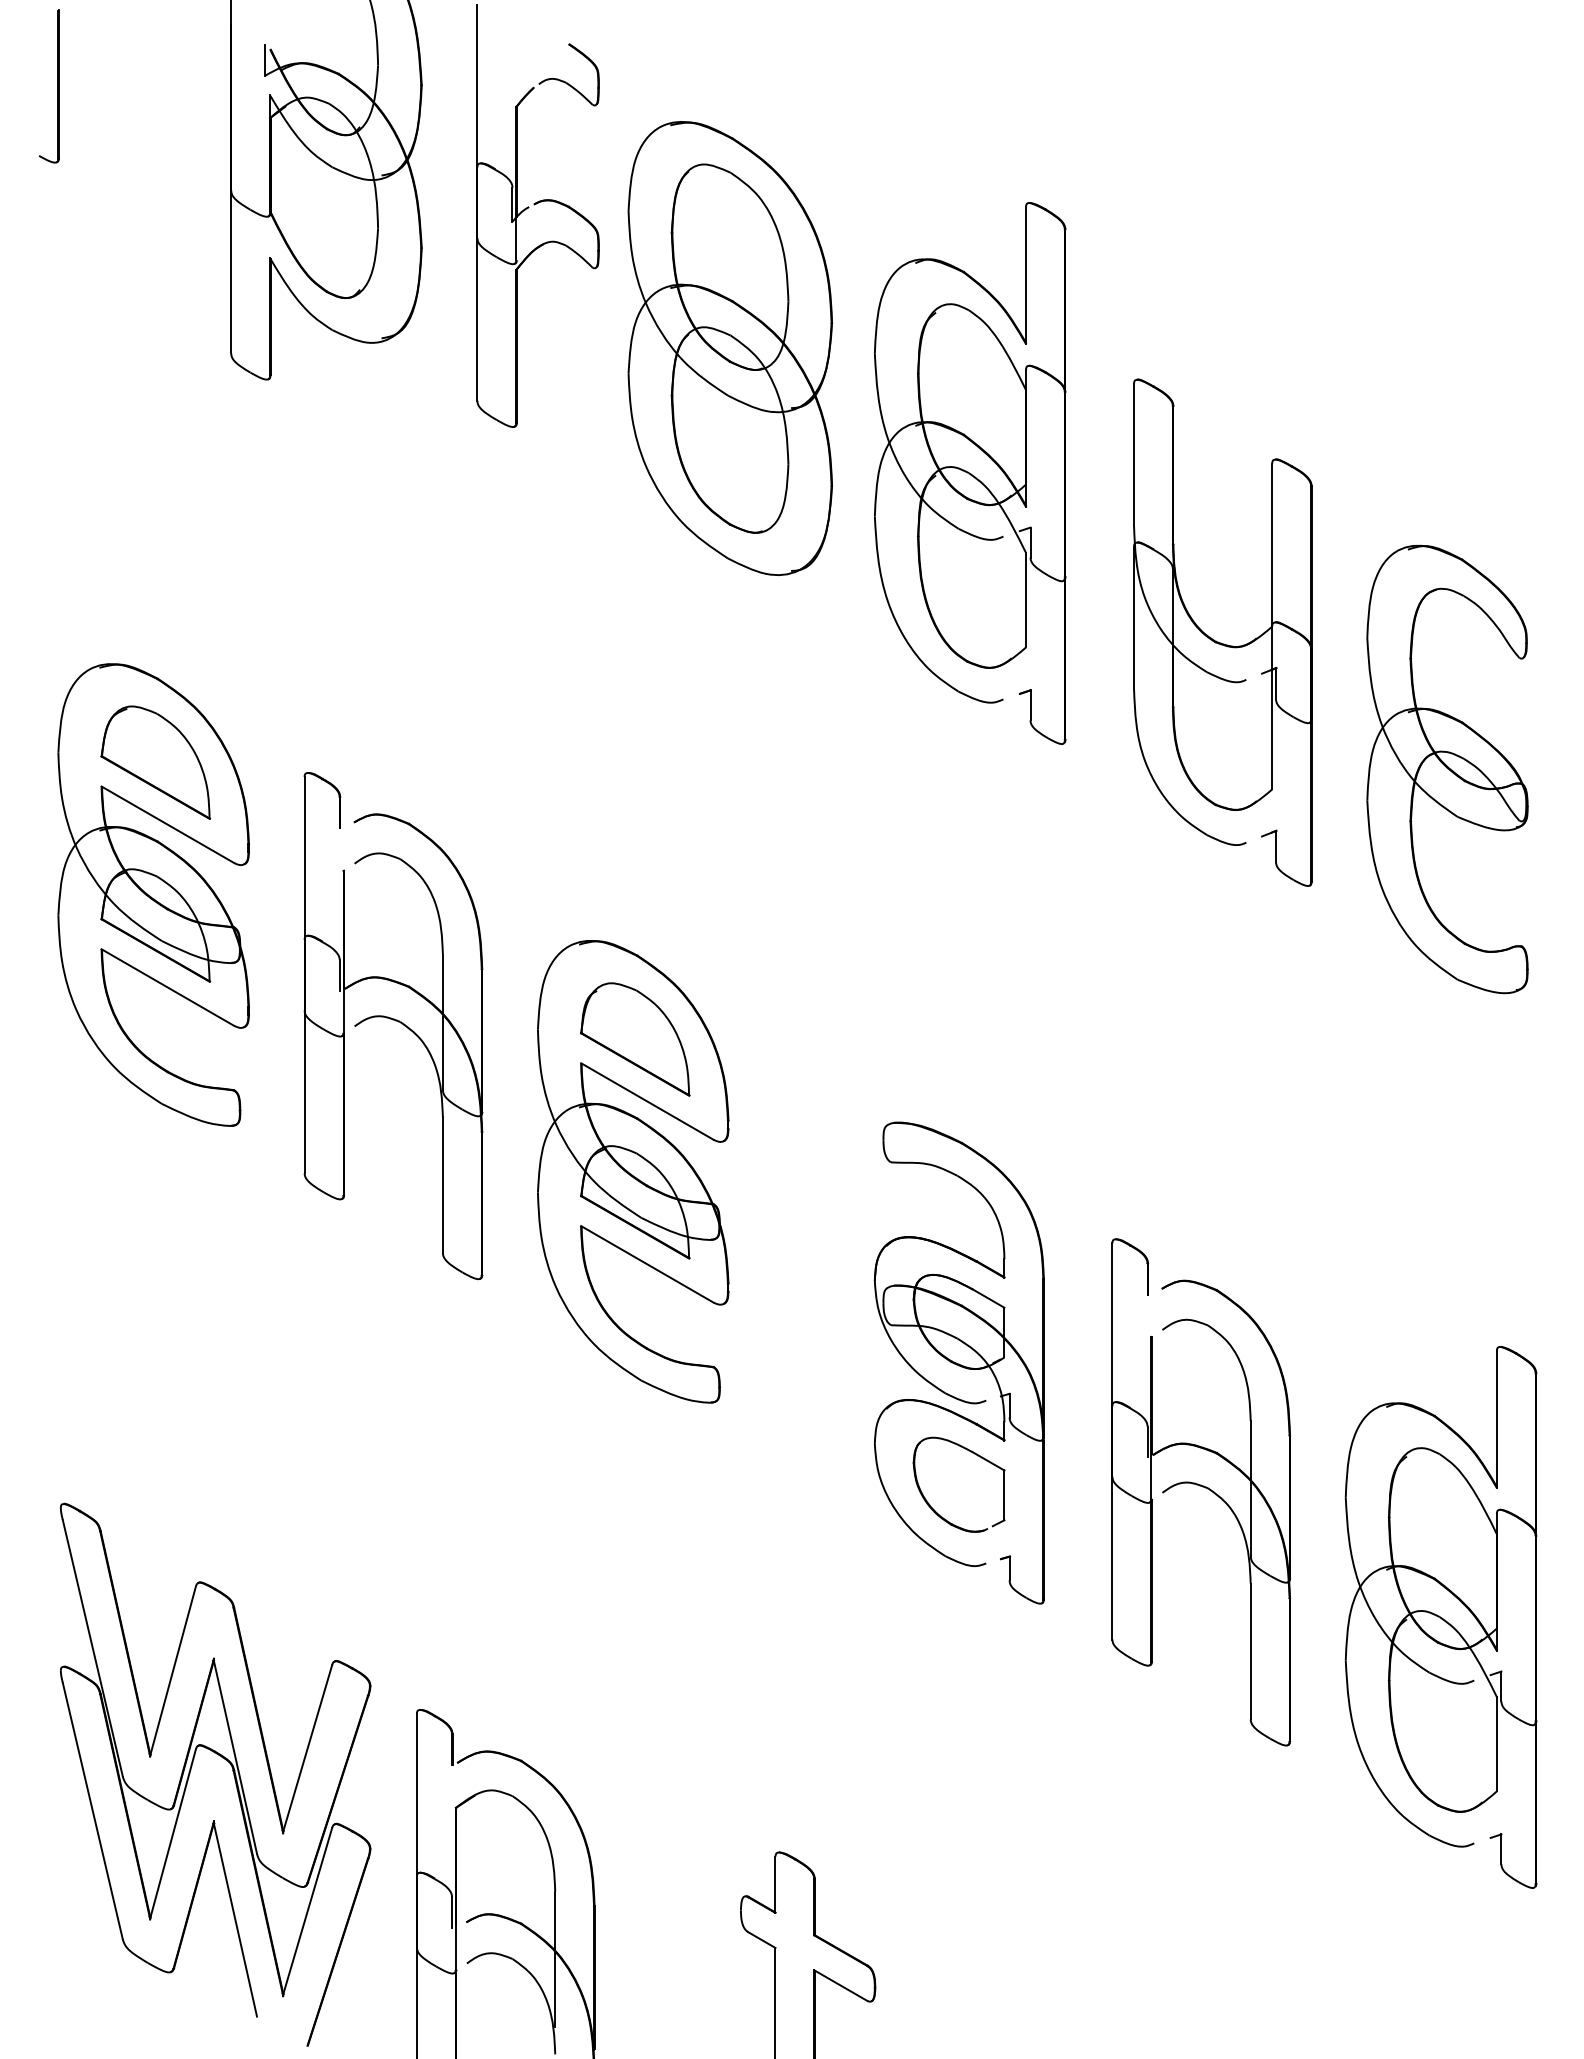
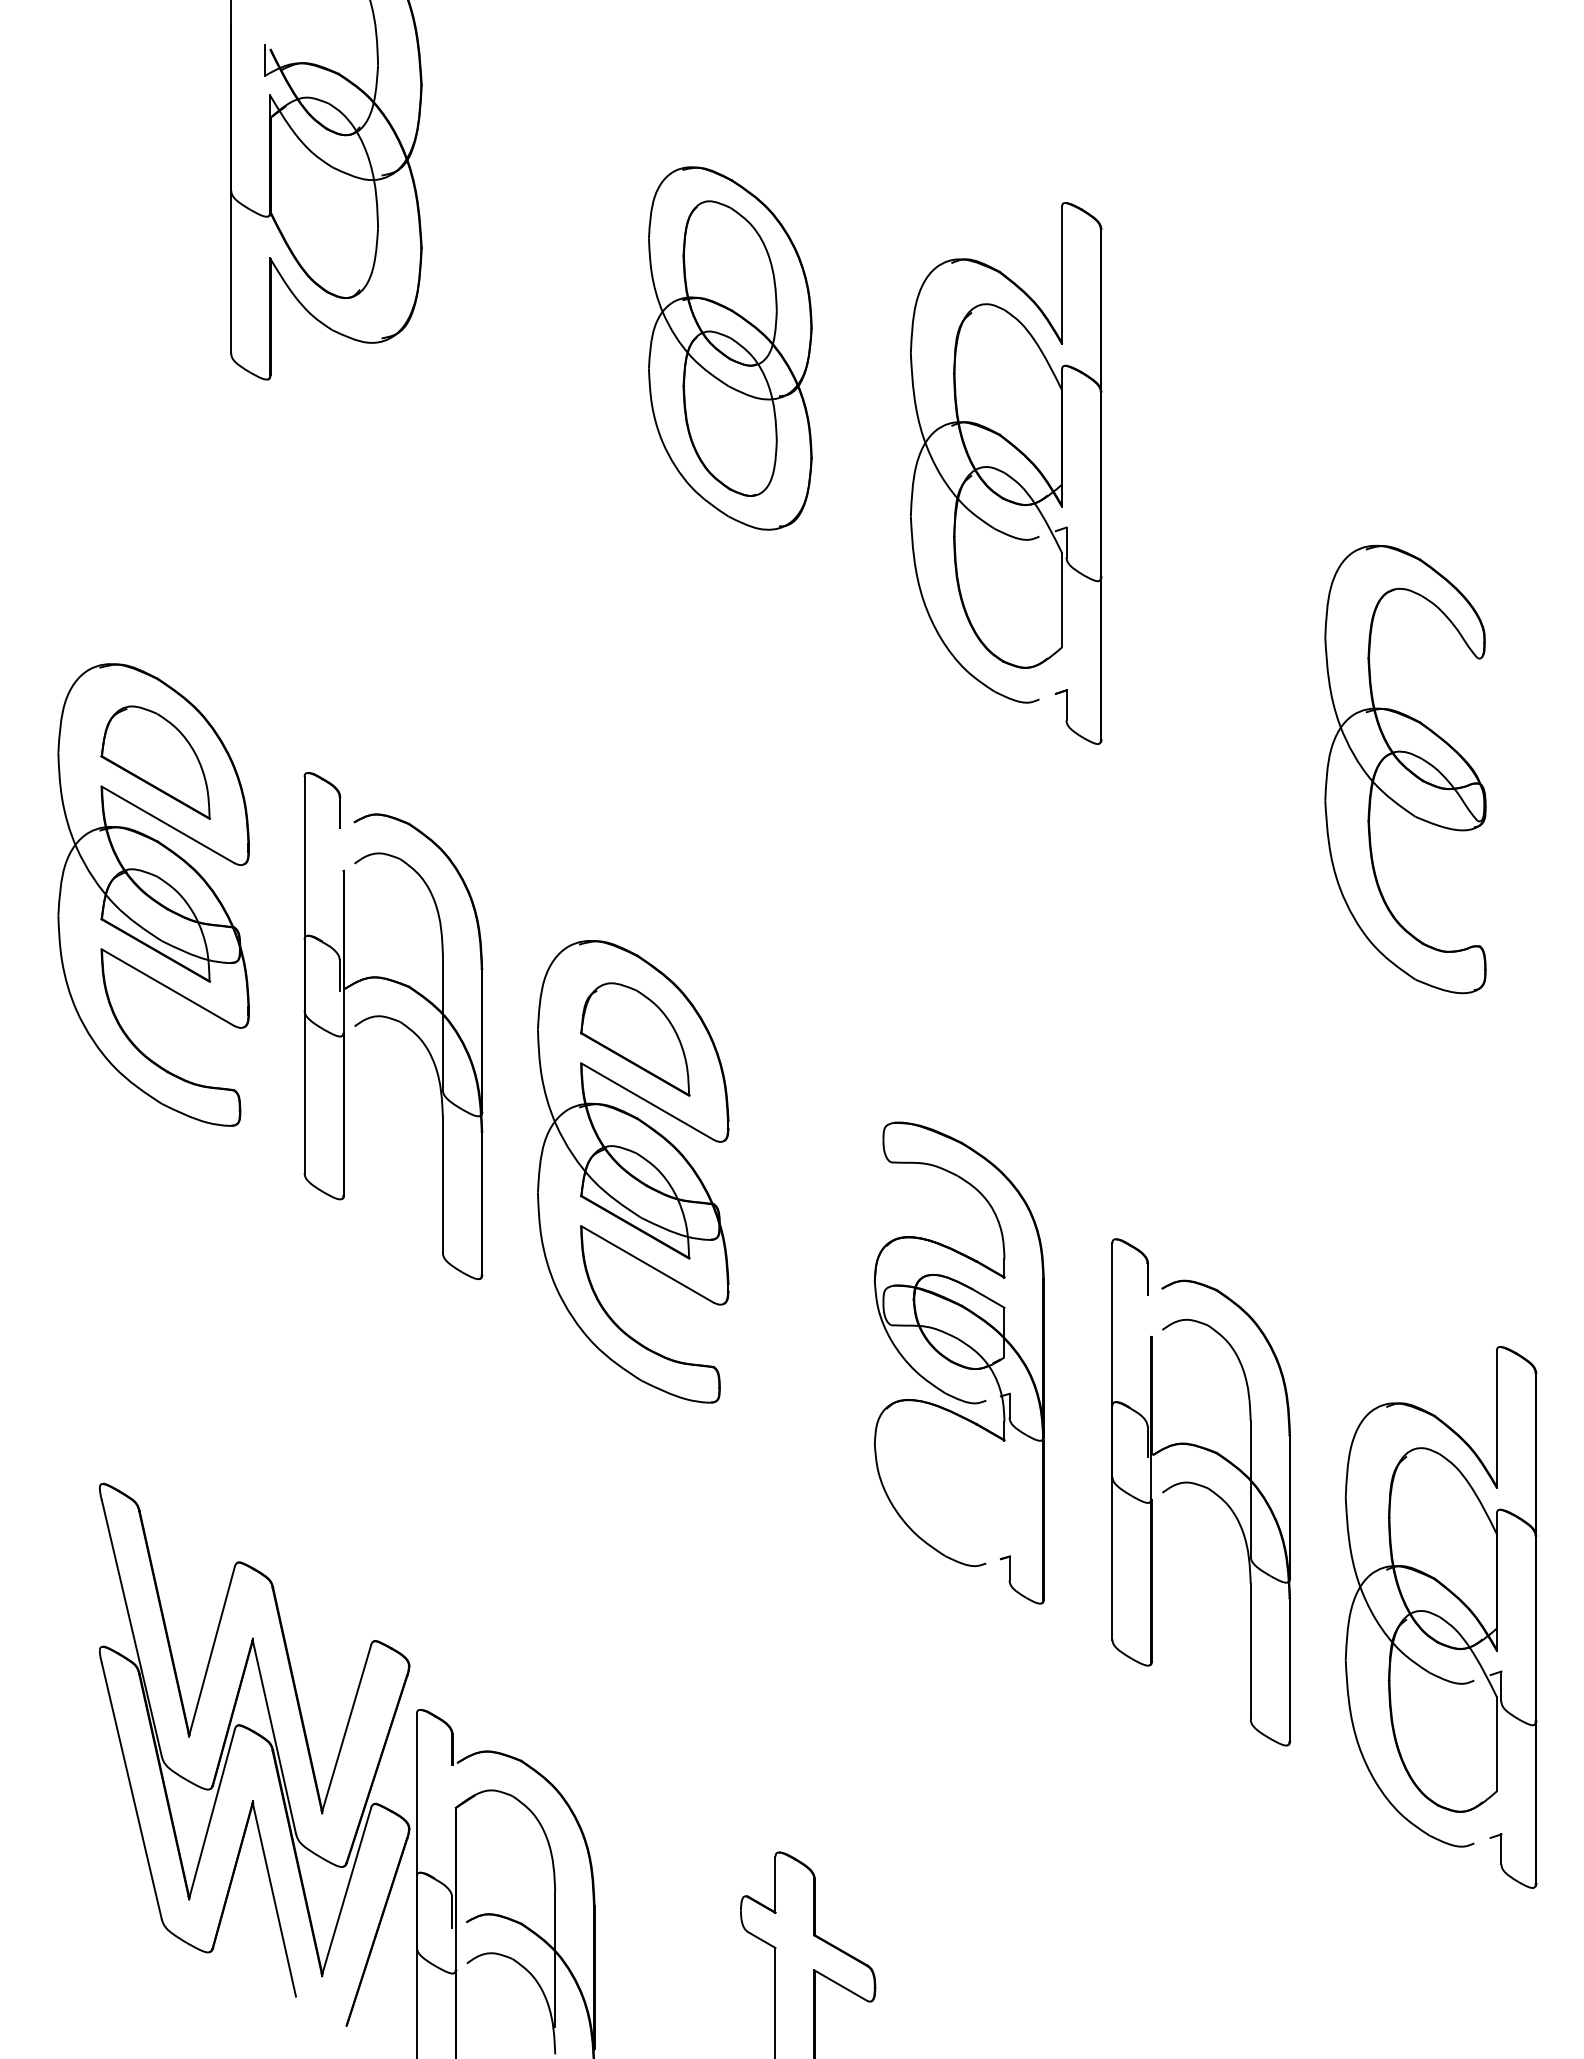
part: present -> none (57, 86)
part: present -> none (534, 205)
part size: 207x455 px -> 165x365 px (730, 348)
part position: (970, 473) -> (1006, 473) (1006, 473)
part: present -> none (1218, 641)
part position: (1447, 769) -> (1405, 769) (1405, 769)
part: present -> none (977, 1456)
part position: (225, 1760) -> (264, 1740) (264, 1740)
